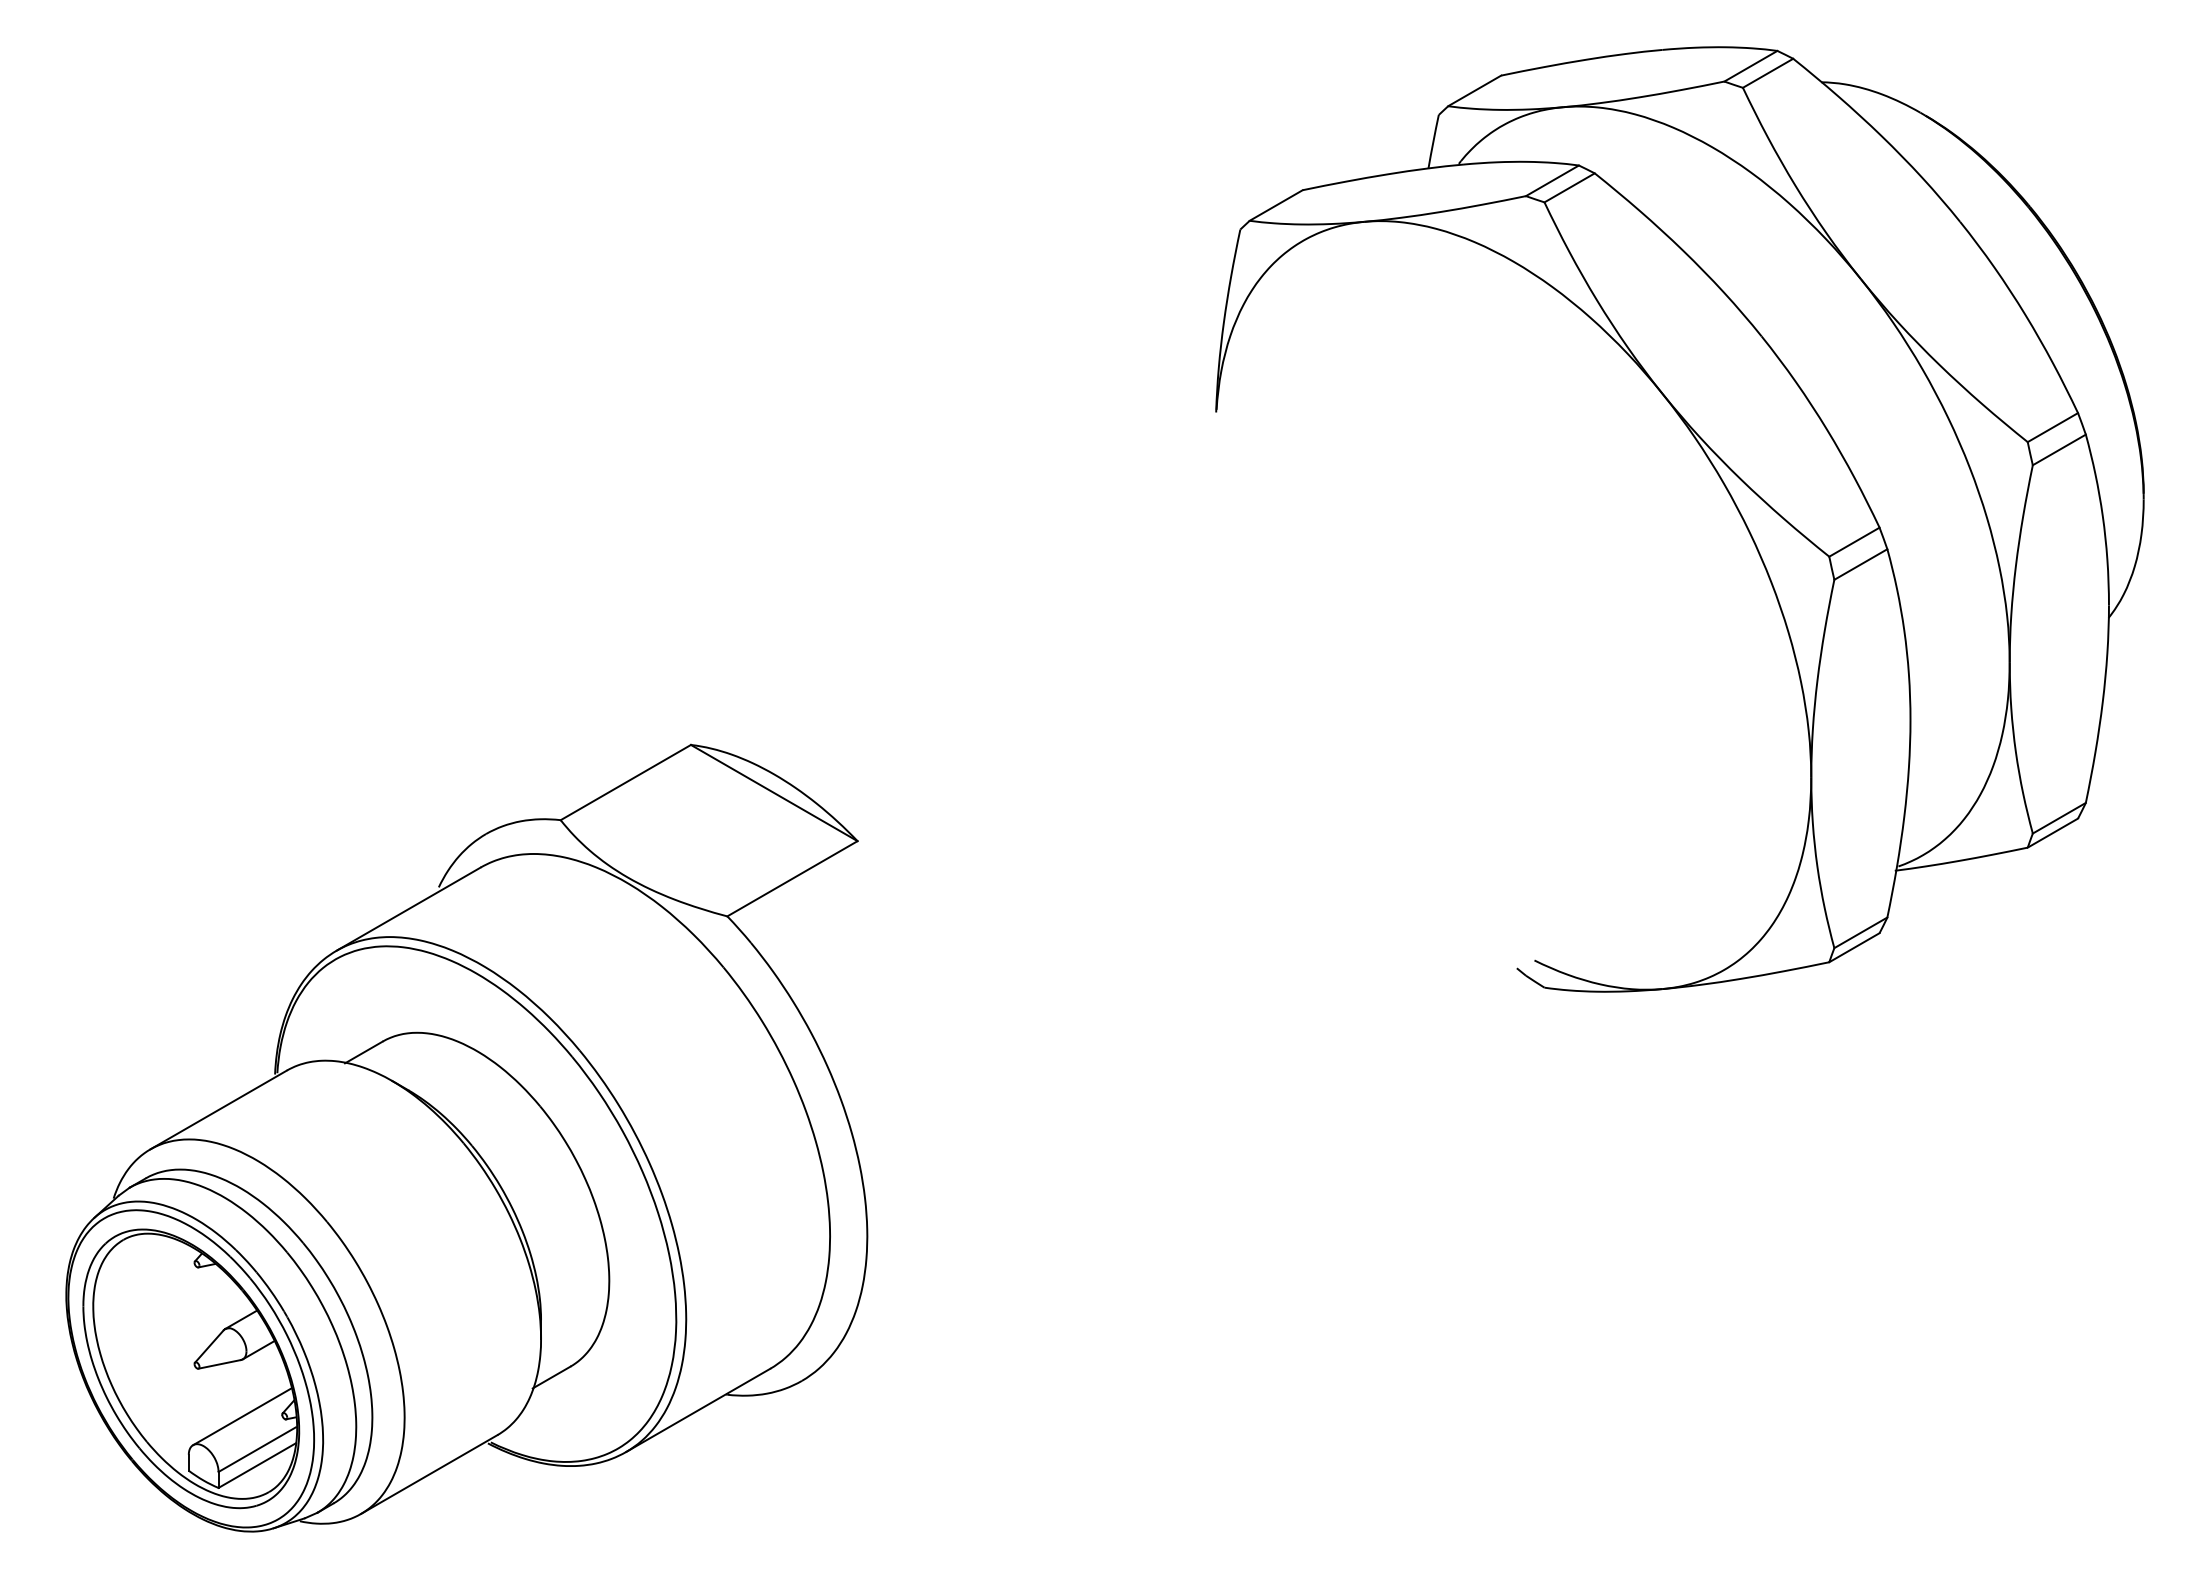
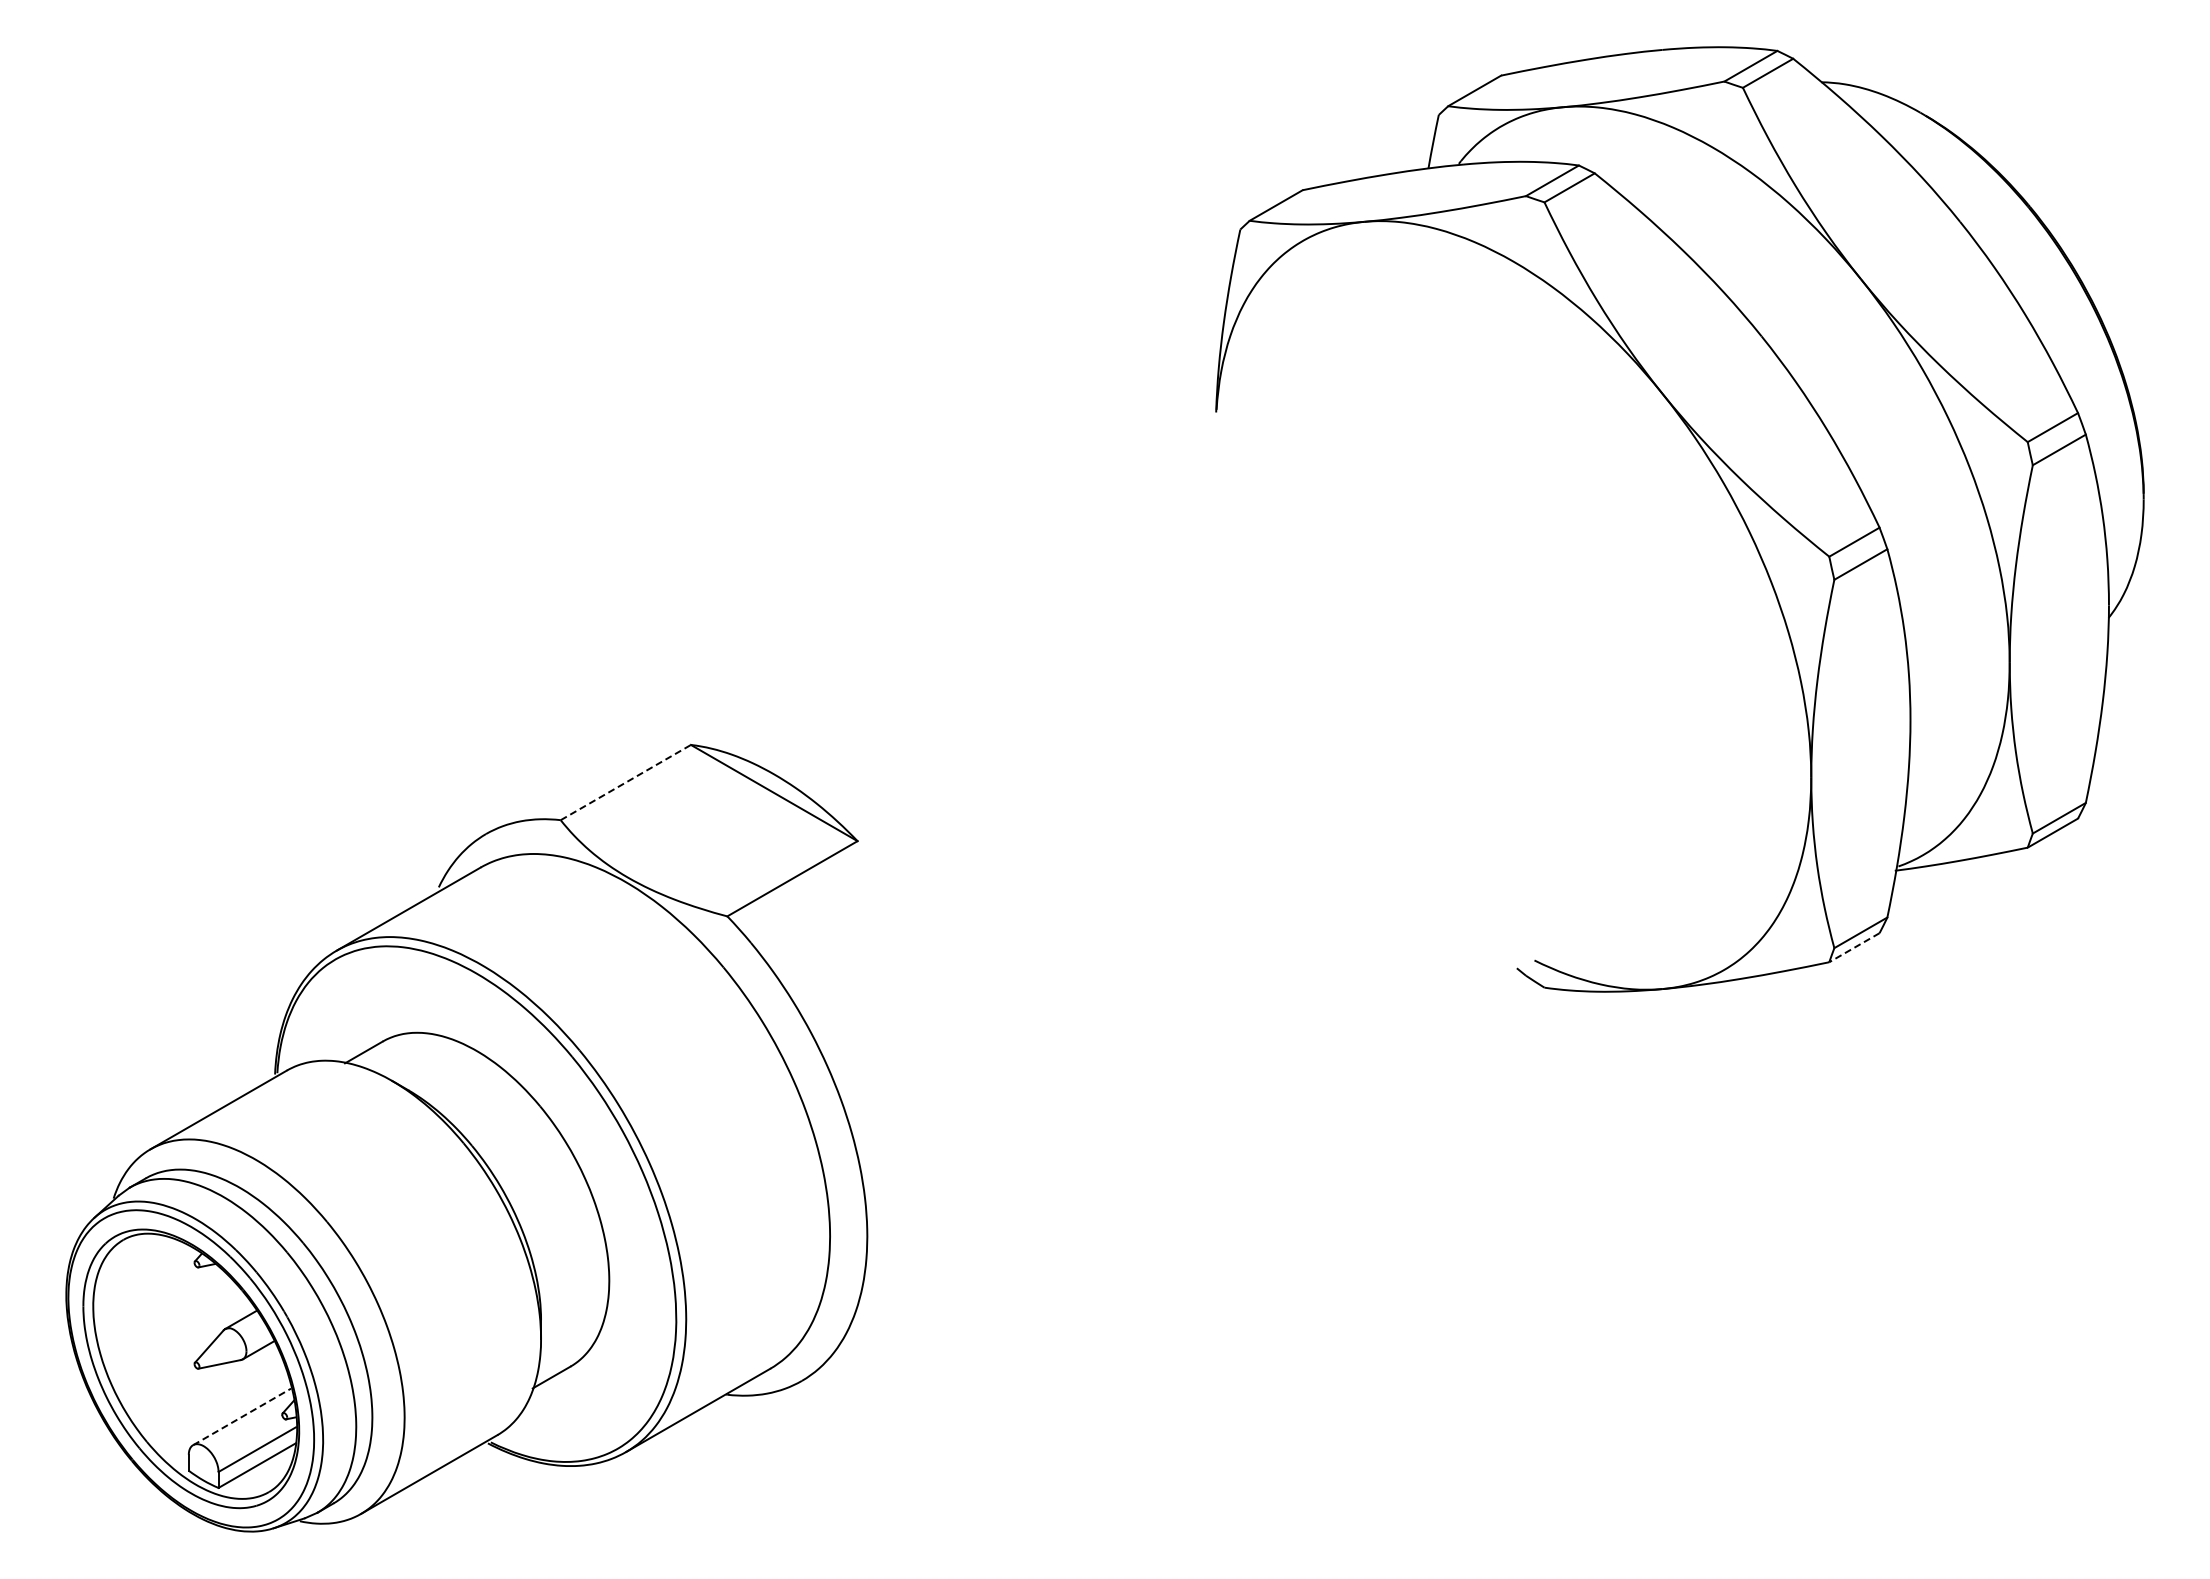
line: solid -> dashed (626, 782)
line: solid -> dashed (1854, 947)
line: solid -> dashed (242, 1416)
